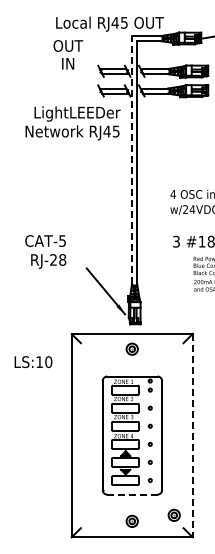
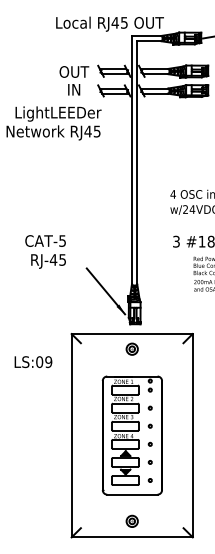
text position: (68, 54) -> (74, 80) (74, 80)
text position: (72, 123) -> (53, 123) (53, 123)
line: dashed -> solid (131, 159)
text: RJ-28 -> RJ-45 (57, 259)
text: LS:10 -> LS:09 (44, 362)
line: dashed -> solid (192, 435)
line: dashed -> solid (131, 494)
part: present -> none (173, 514)
